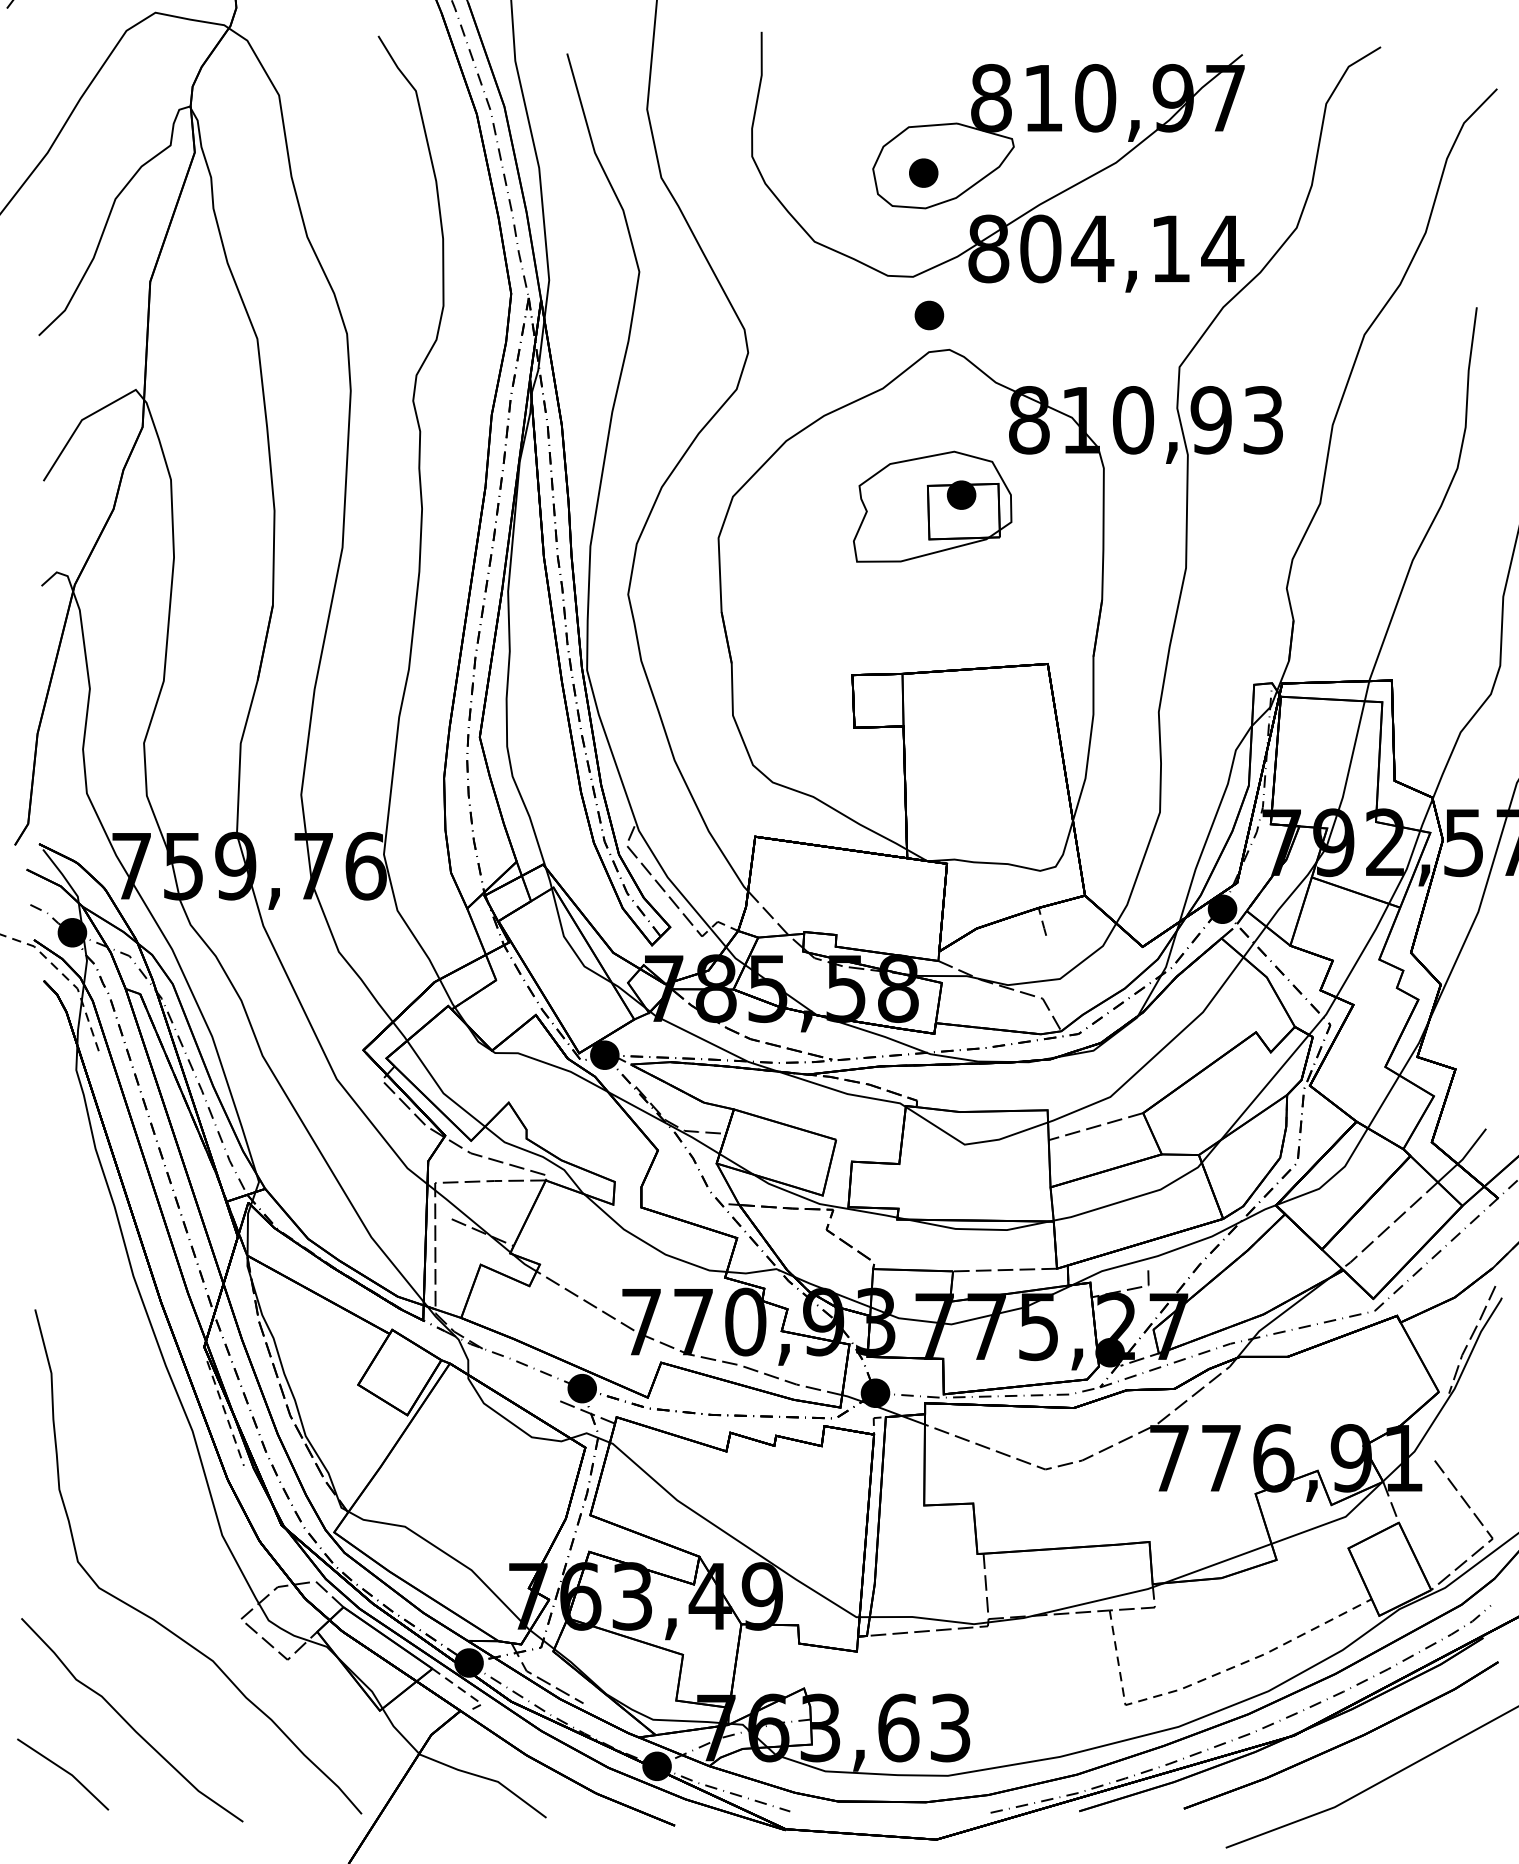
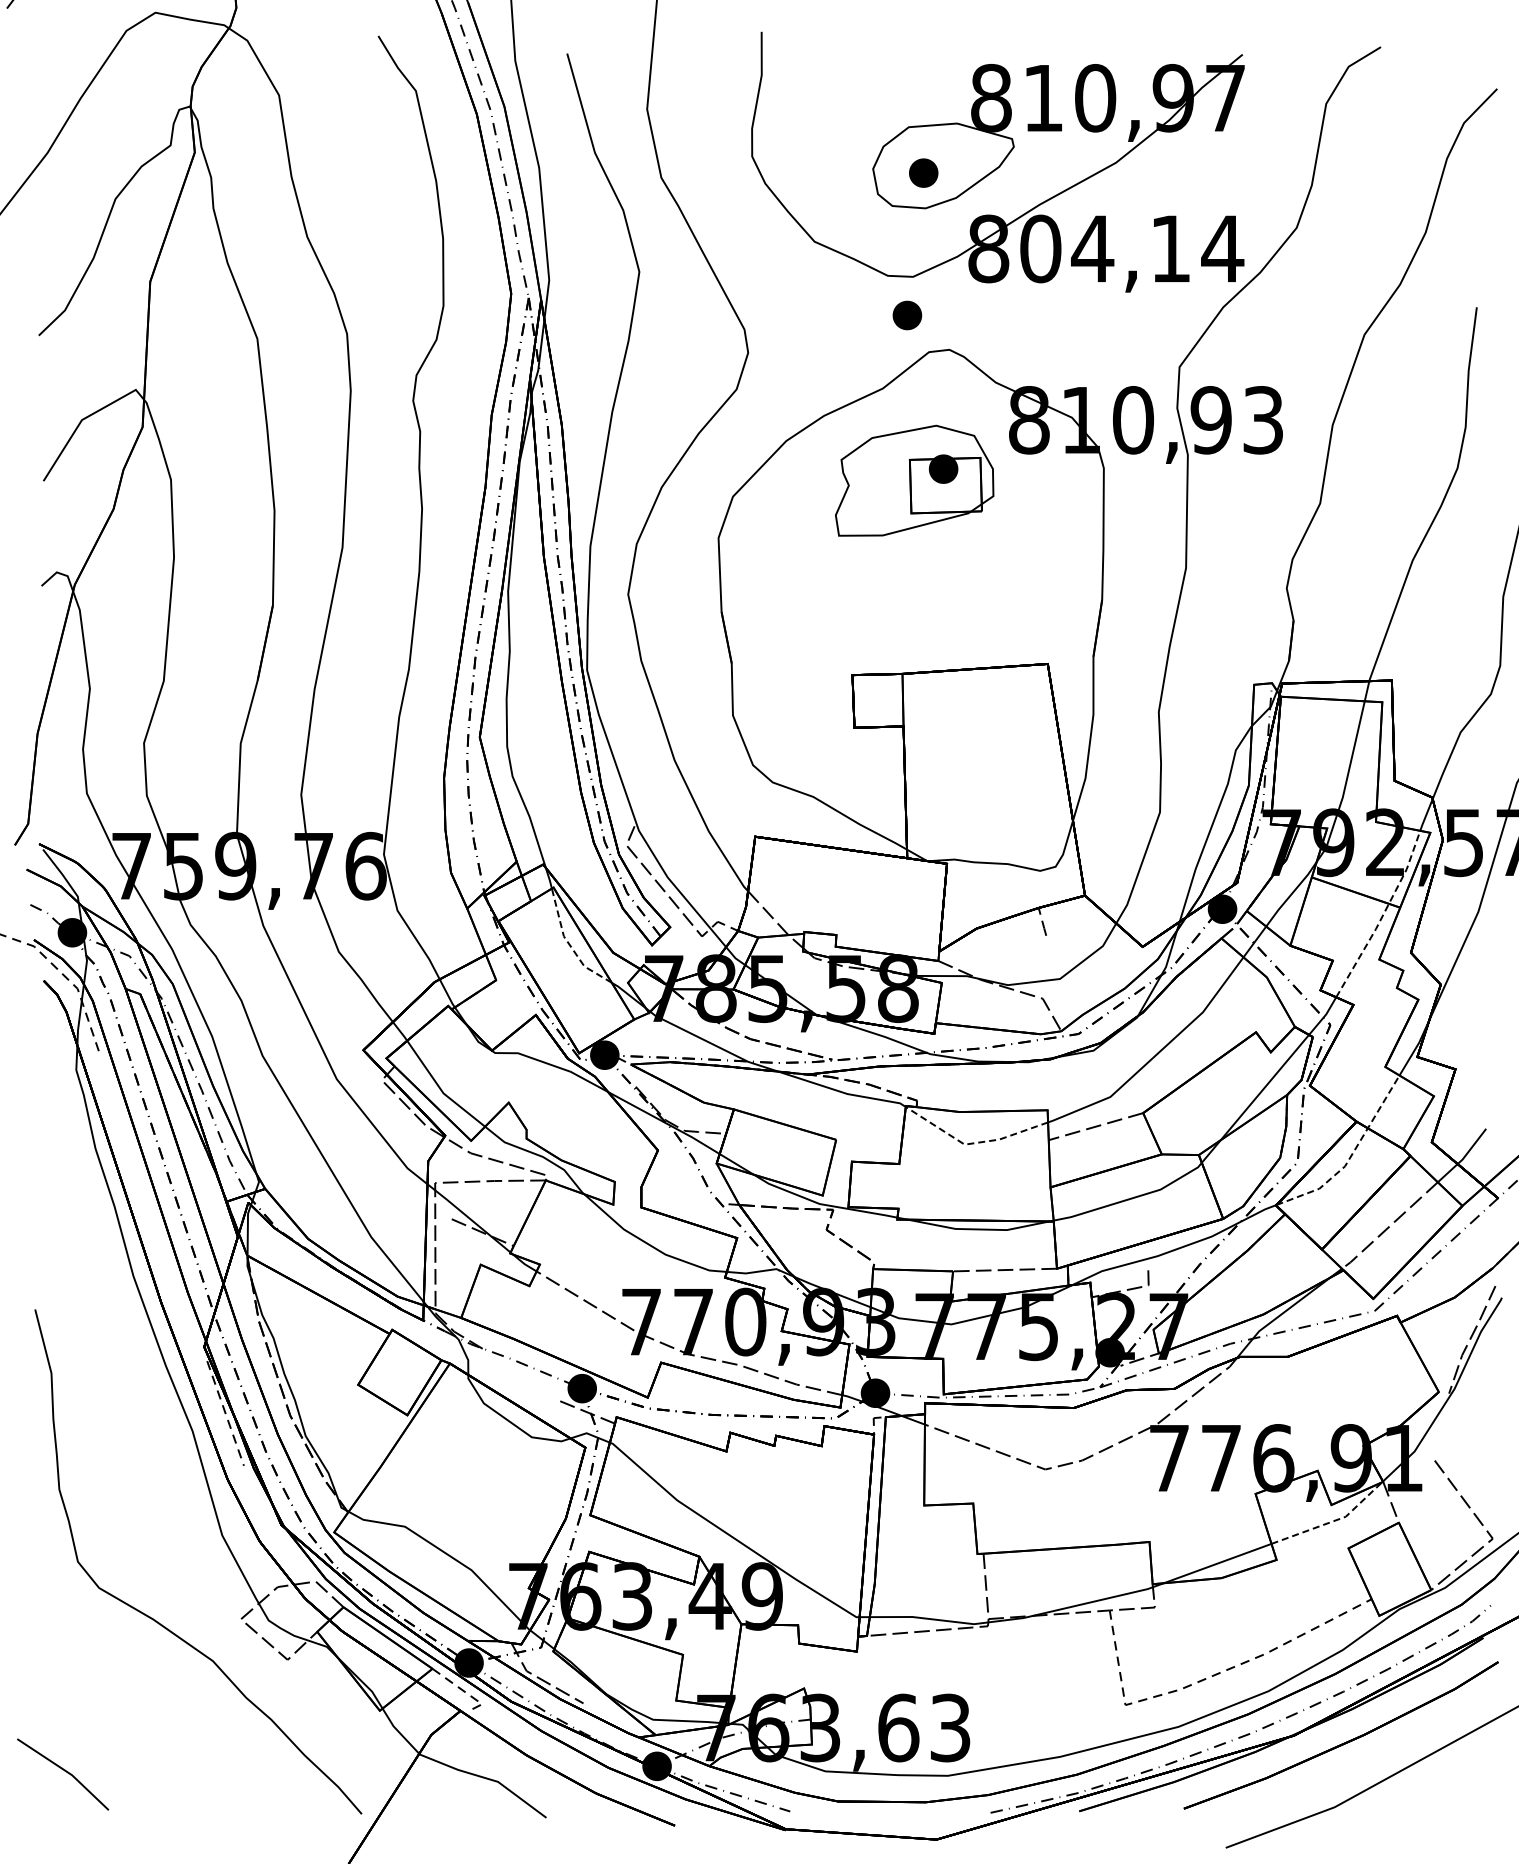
part position: (929, 315) -> (907, 315) (907, 315)
part position: (932, 506) -> (914, 480) (914, 480)
line: solid -> dashed (1382, 916)
line: solid -> dashed (568, 943)
line: solid -> dashed (972, 1143)
line: solid -> dashed (1351, 1156)
line: solid -> dashed (1332, 1521)
curve: present -> none (129, 1723)
